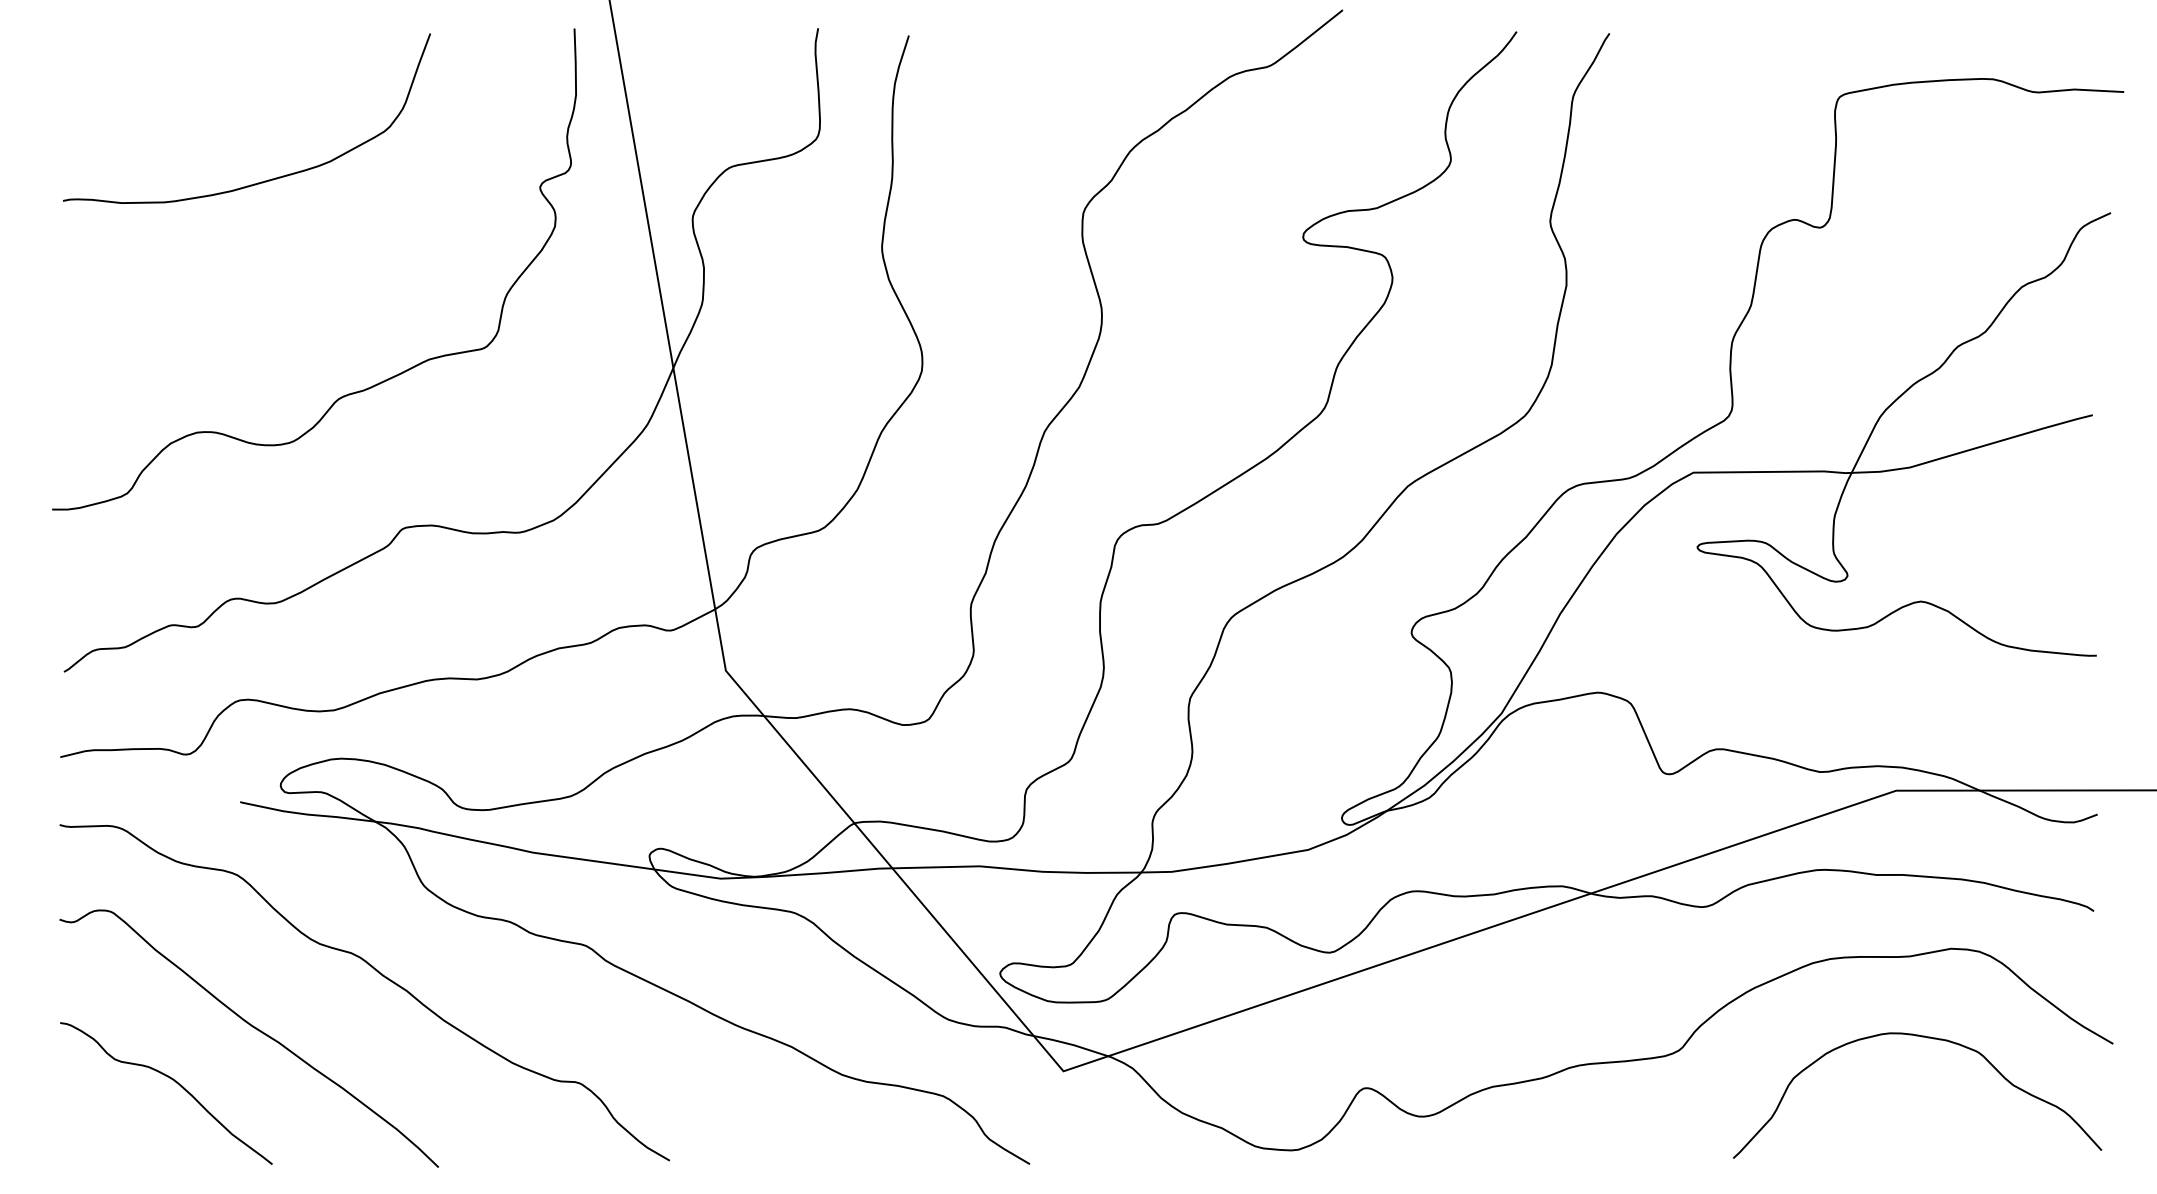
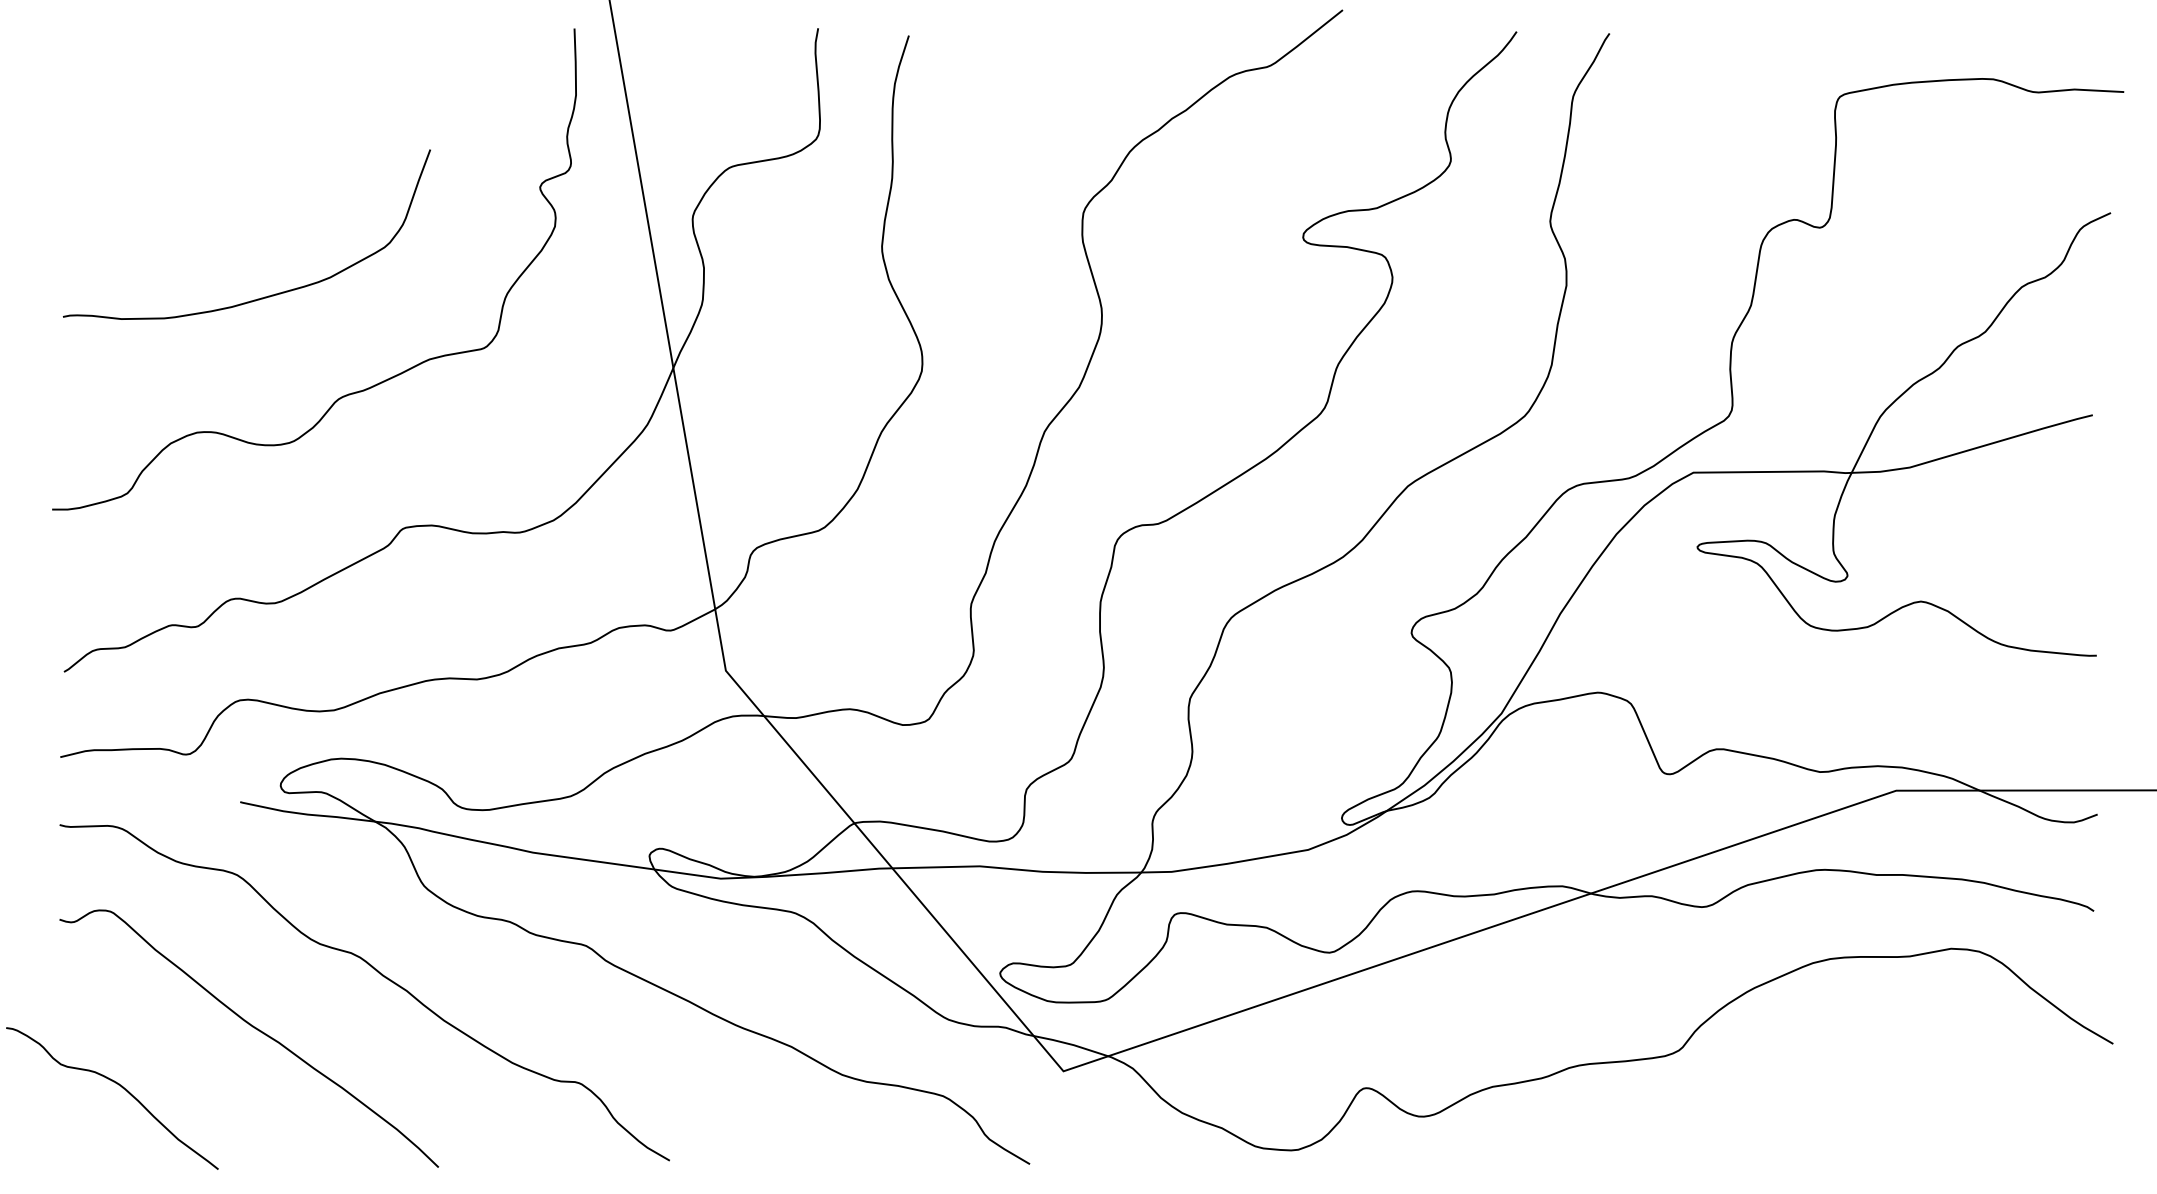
curve position: (264, 180) -> (264, 296) (264, 296)
curve: present -> none (1927, 1038)
curve position: (176, 1083) -> (122, 1088) (122, 1088)
